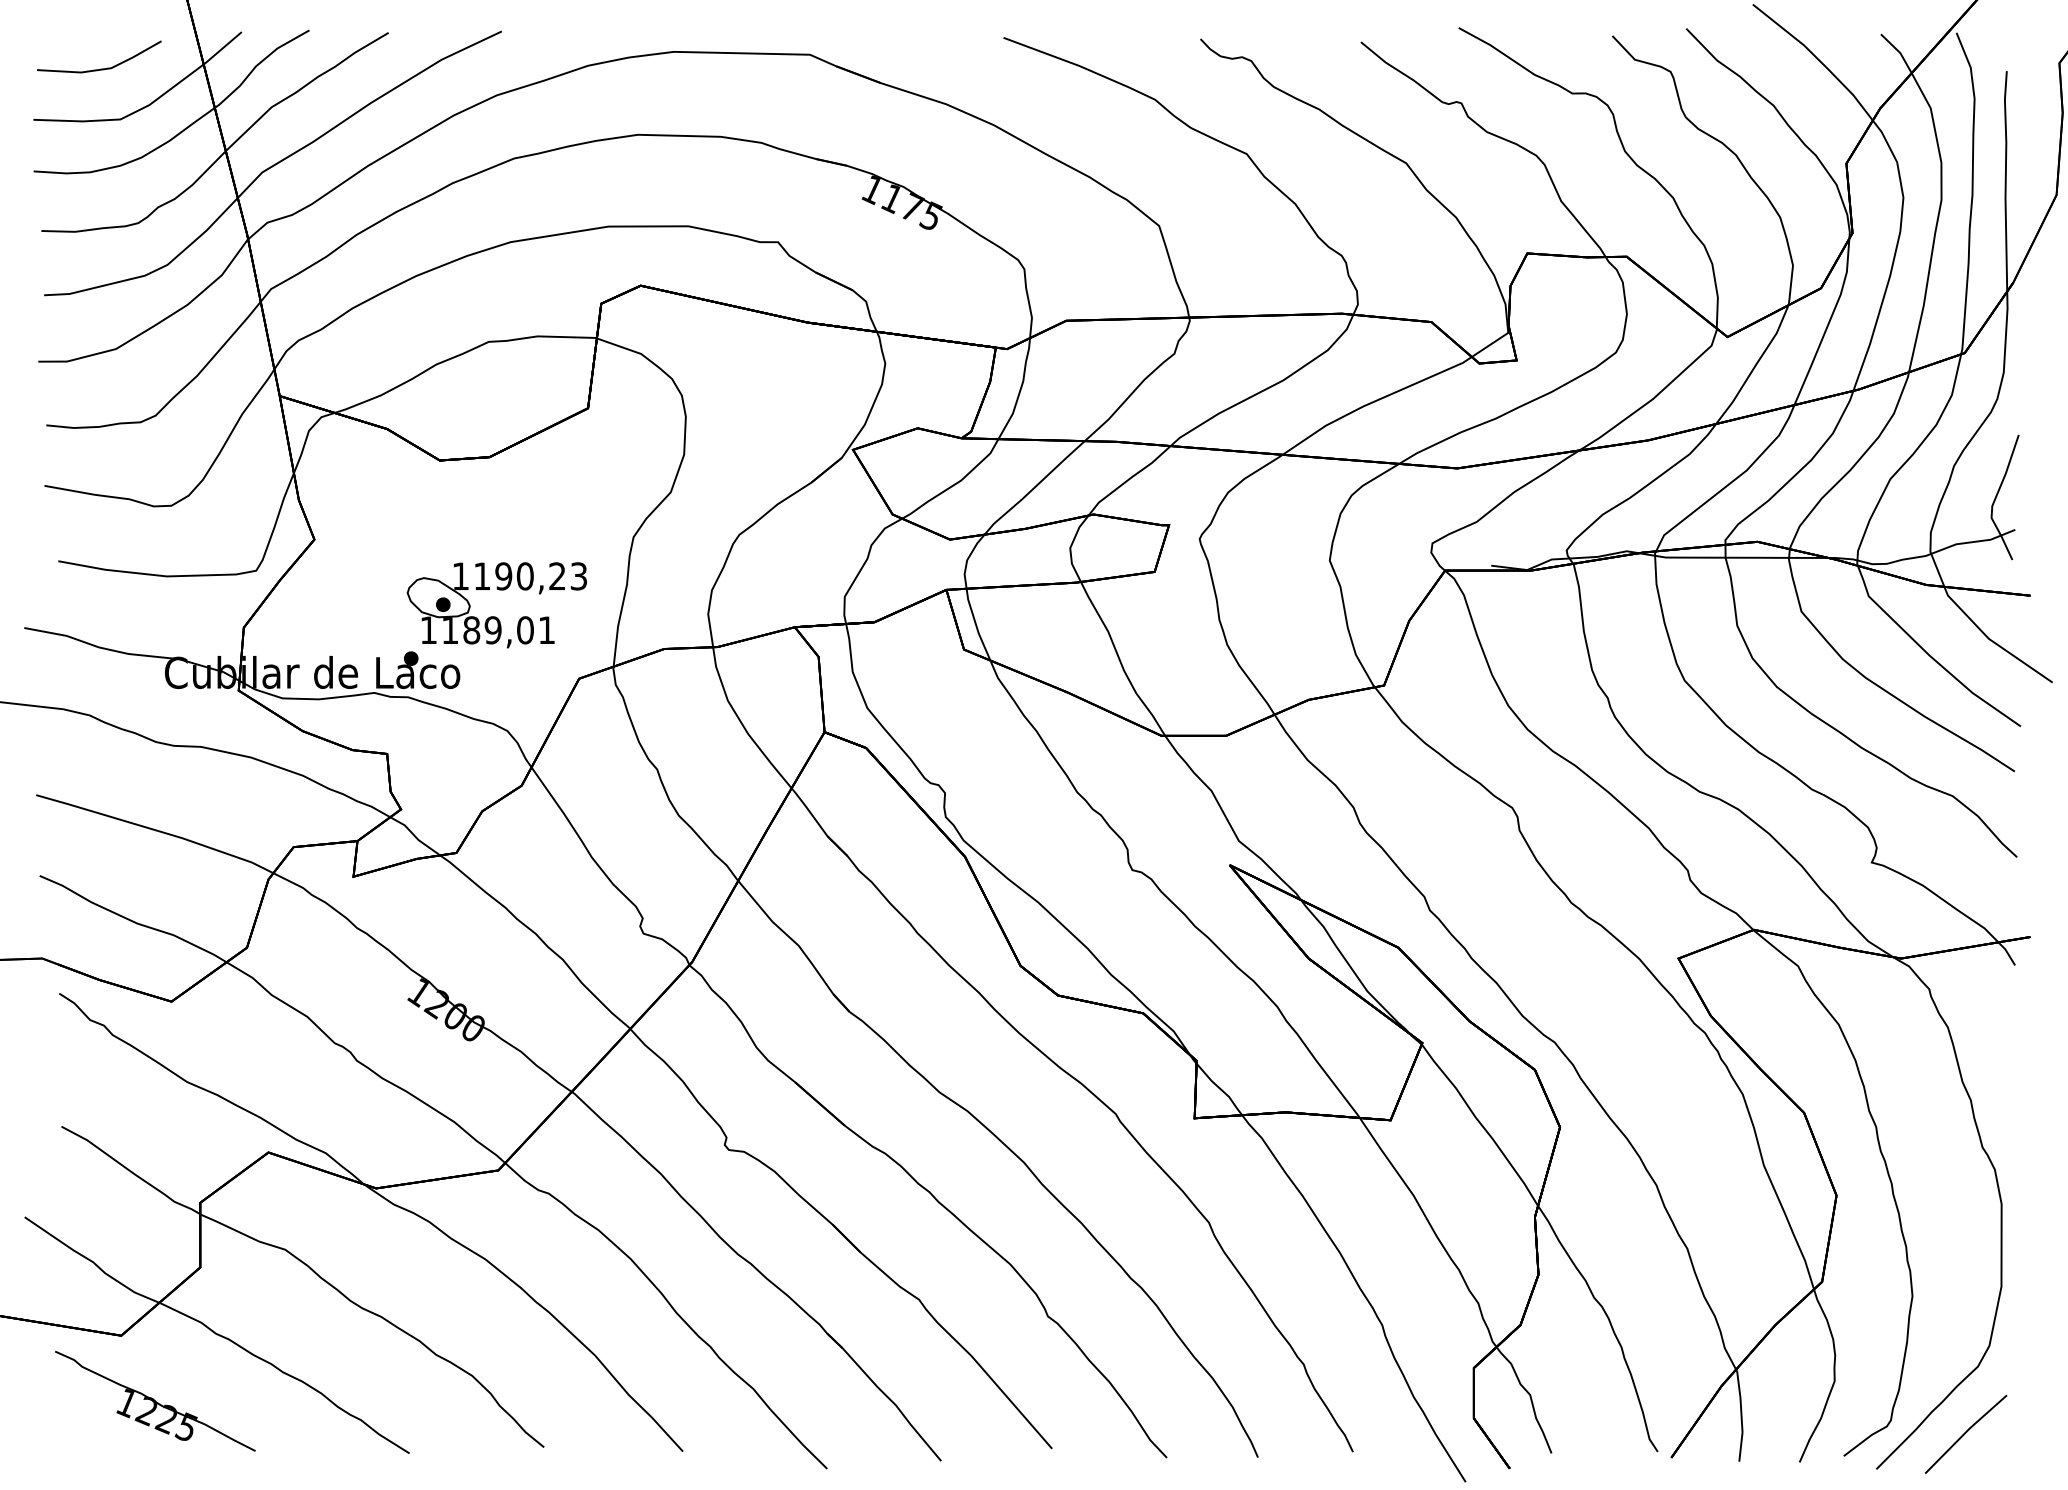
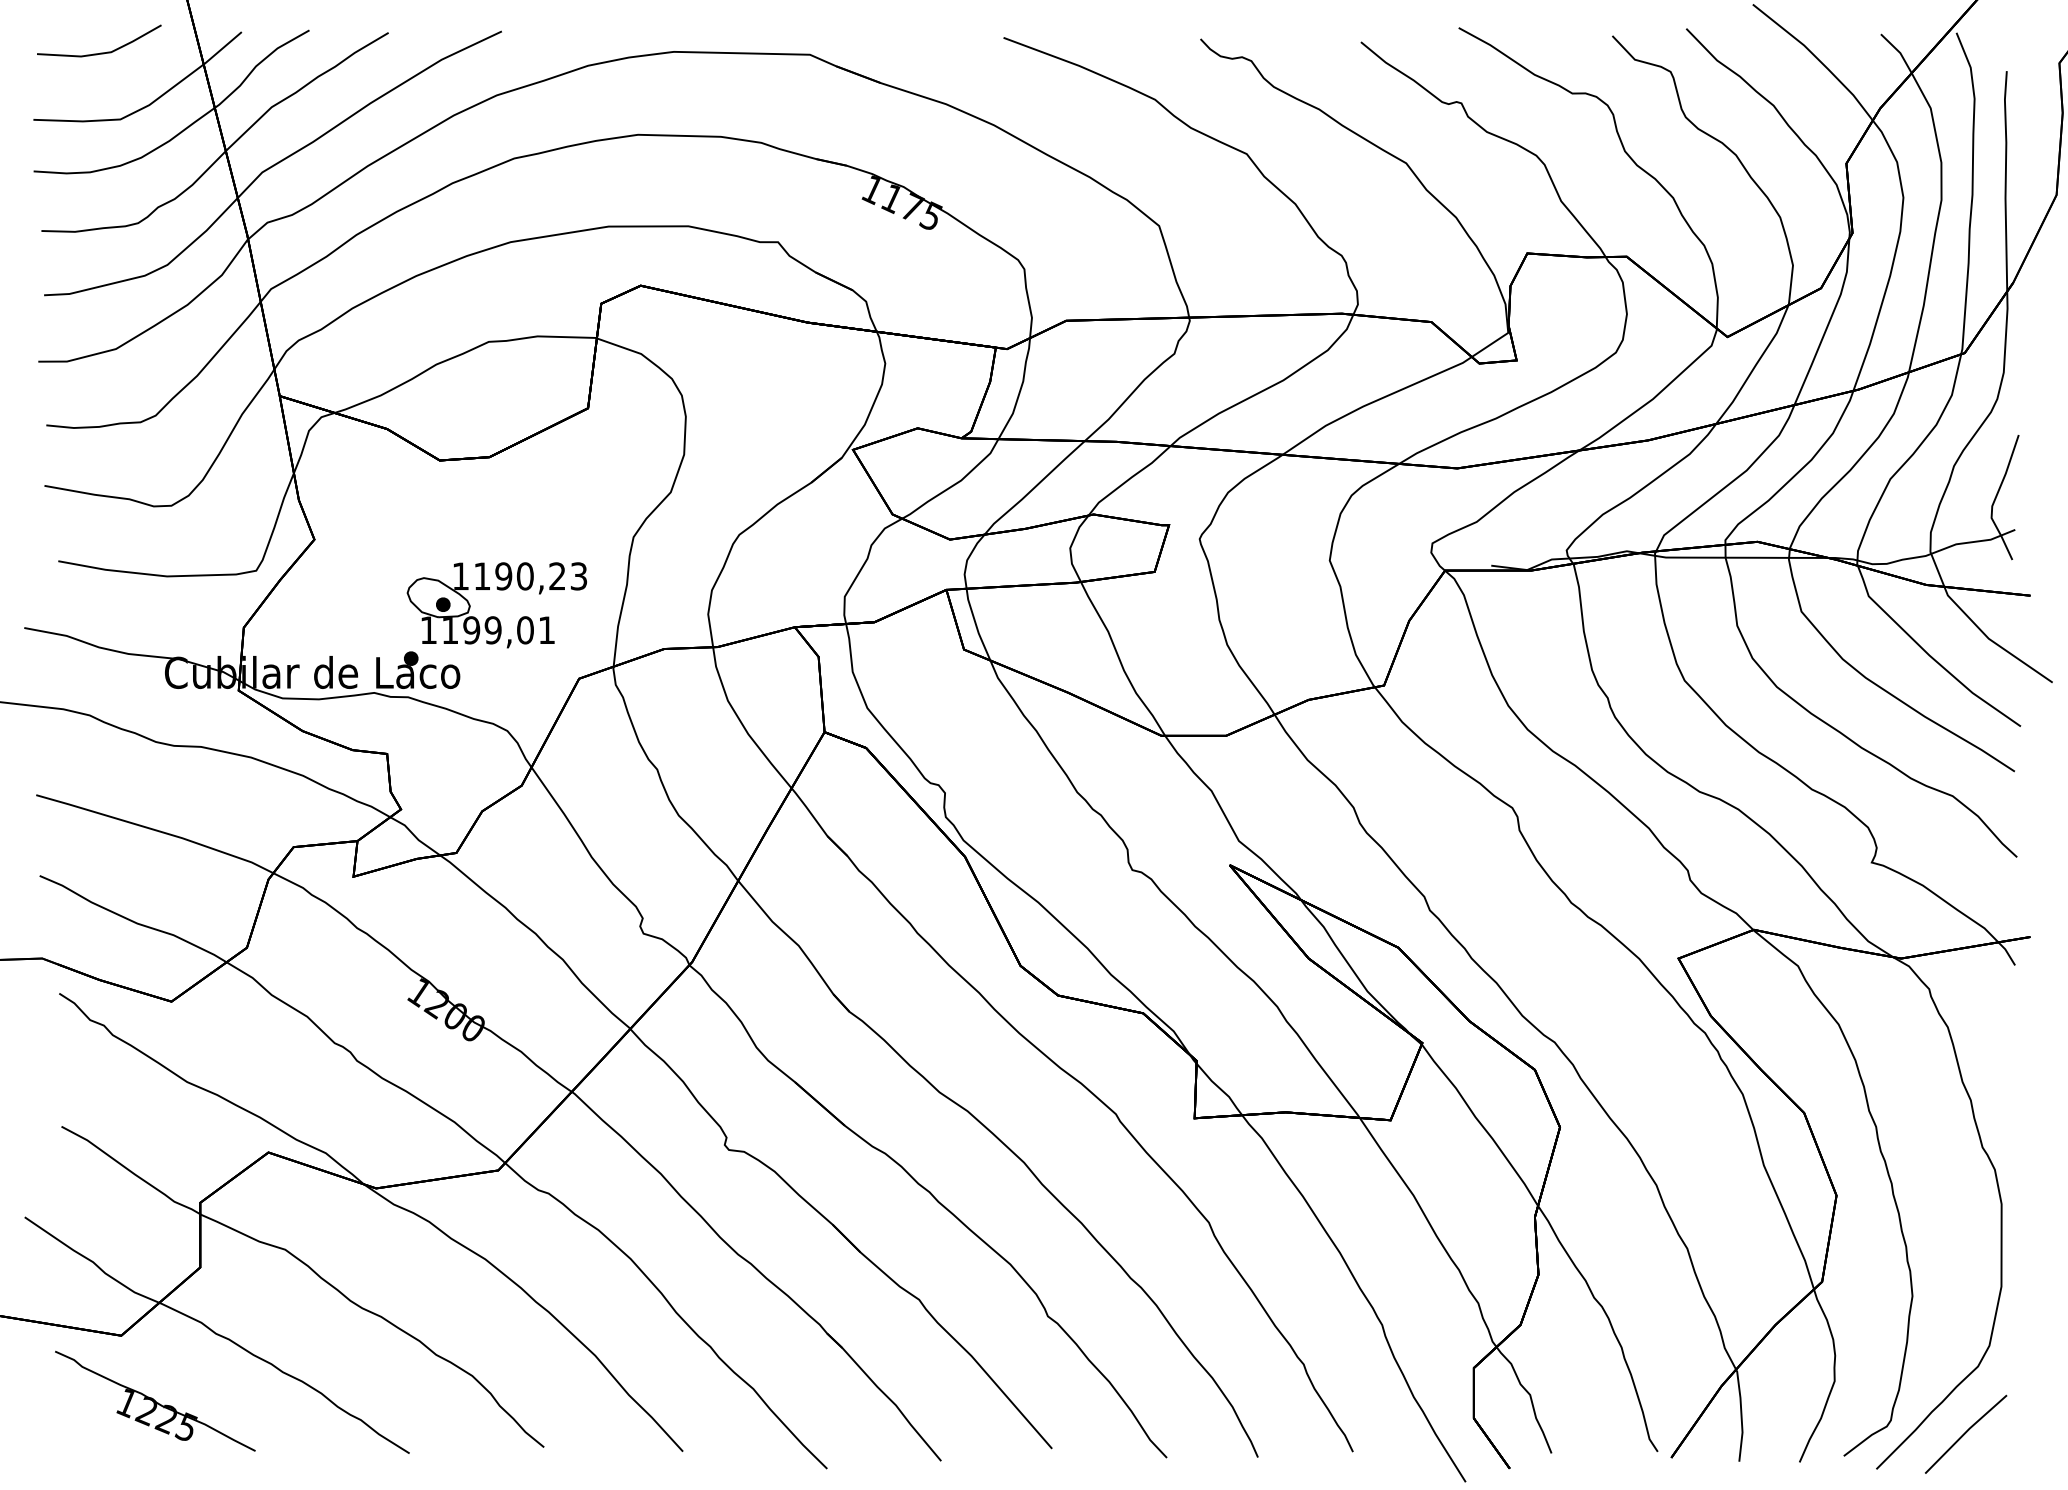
line position: (100, 68) -> (100, 52) (100, 52)
text: 1189,01 -> 1199,01 (471, 630)
